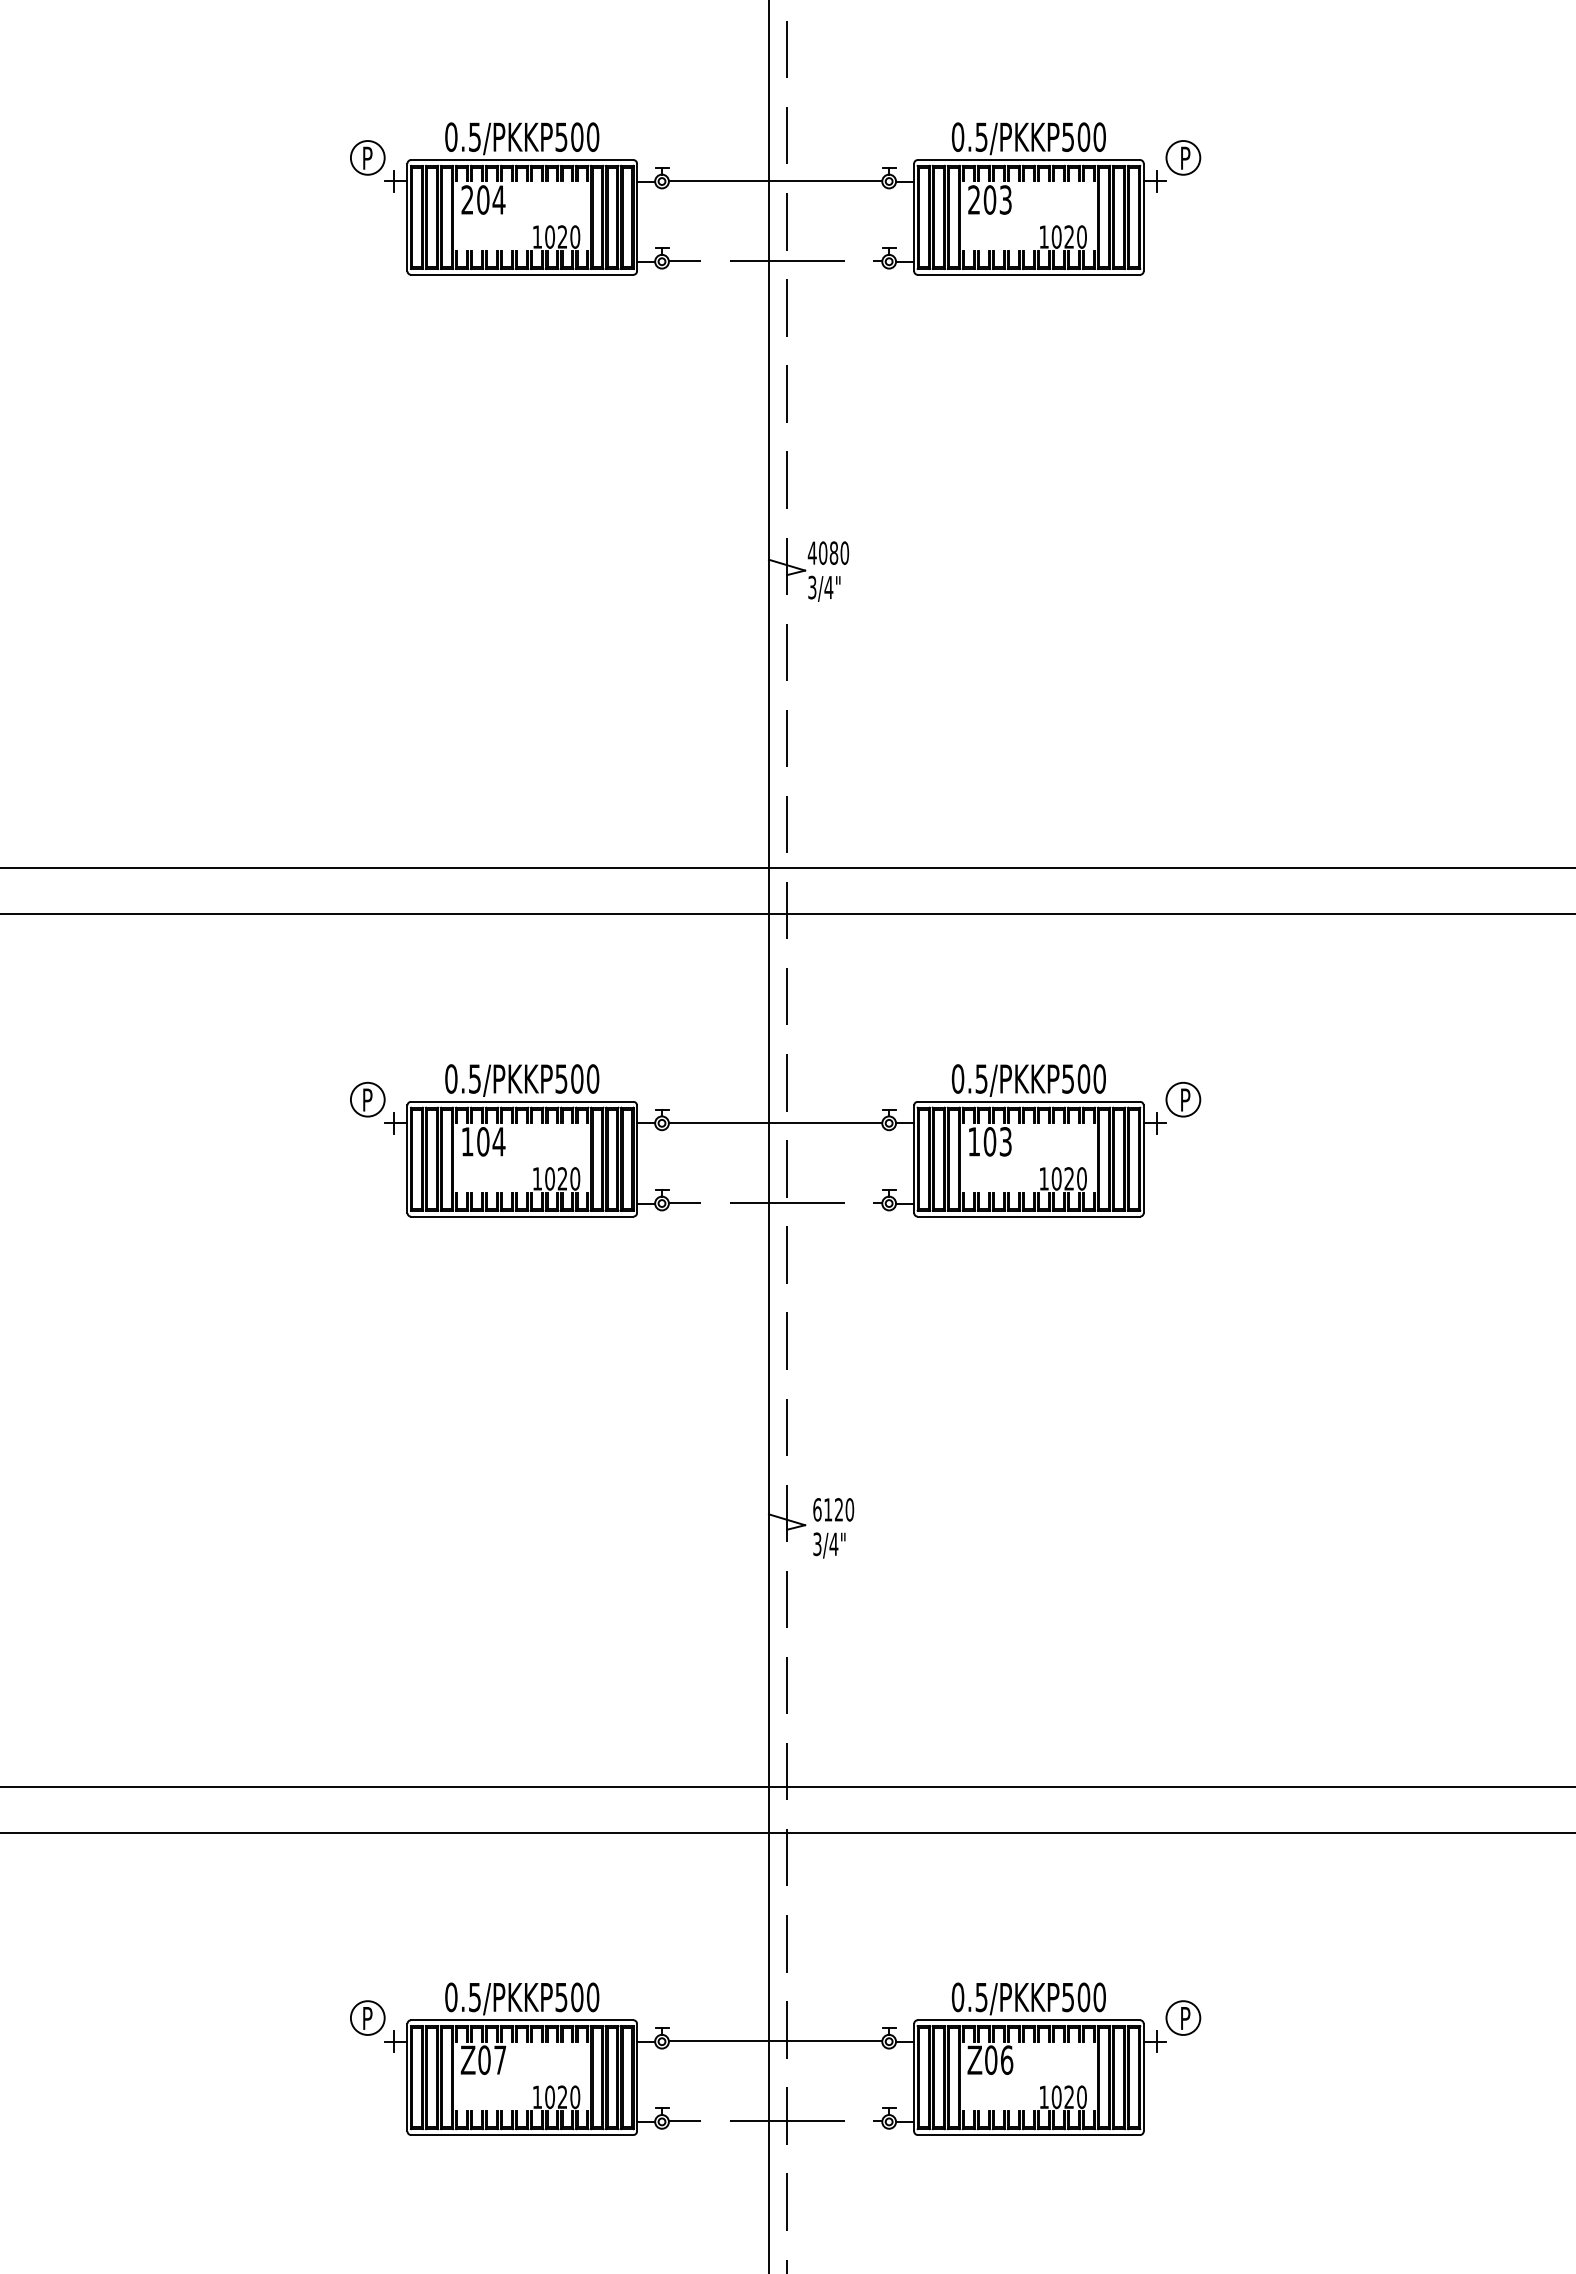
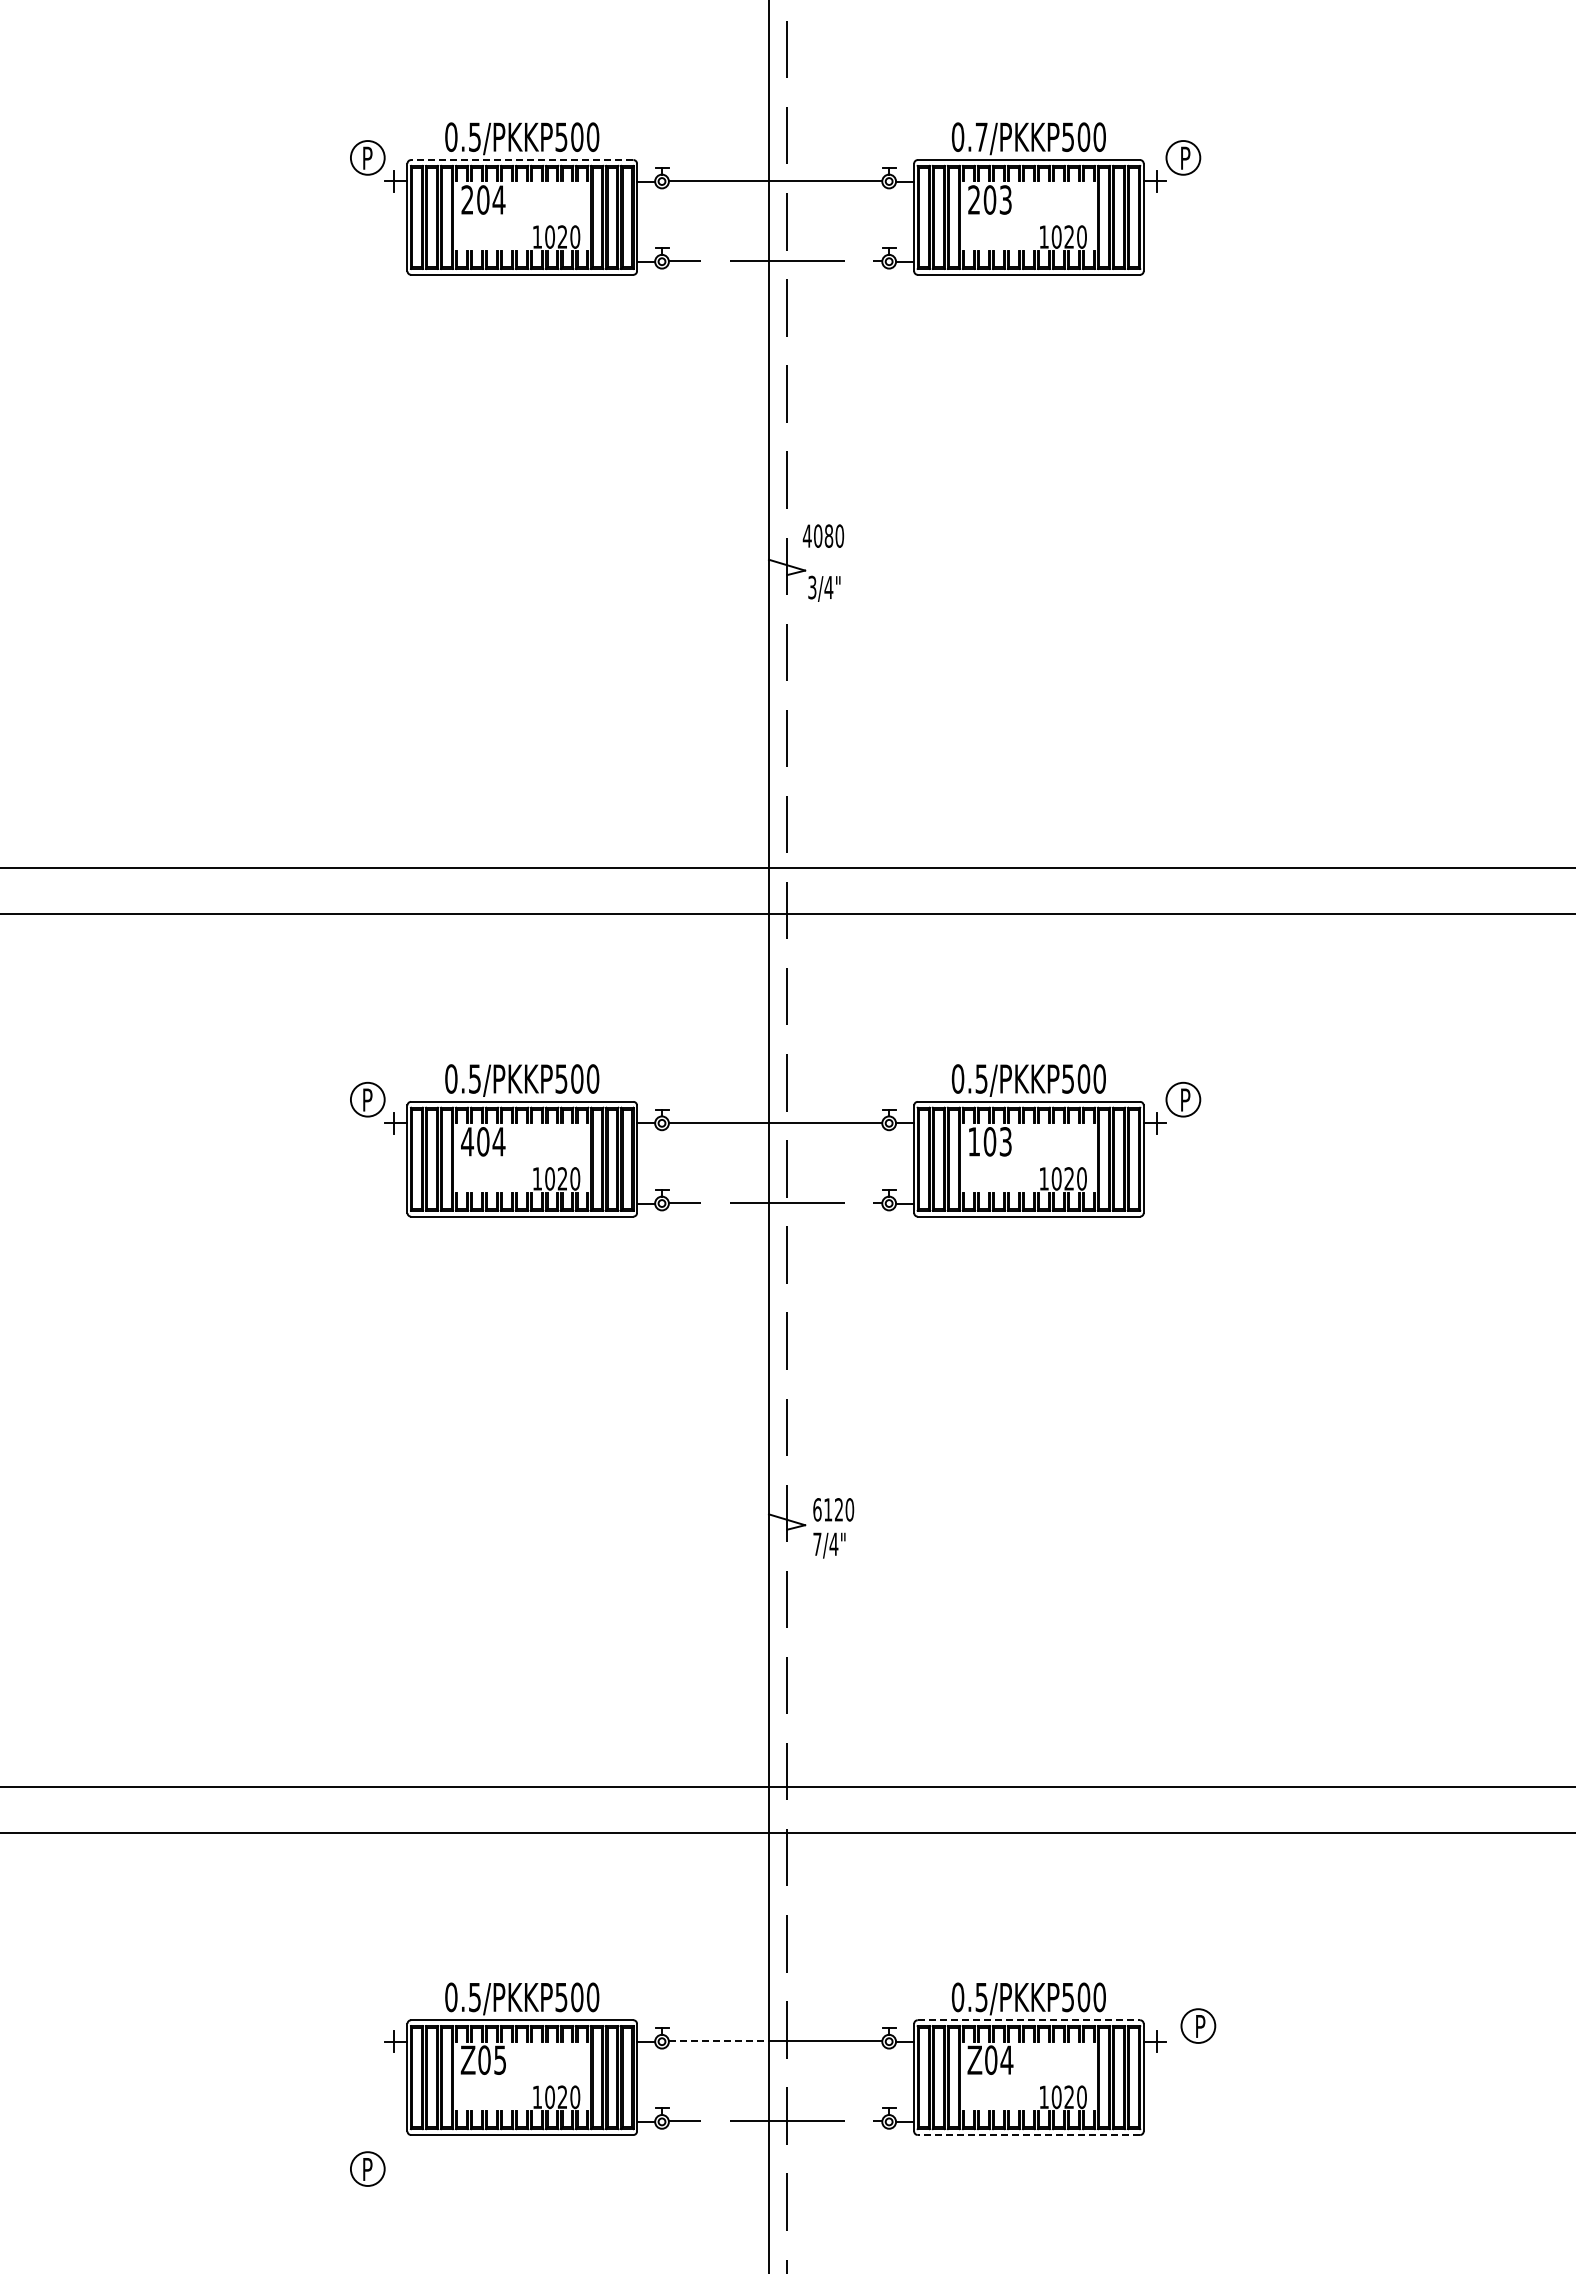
text: 0.5/PKKP500 -> 0.7/PKKP500 (981, 137)
line: solid -> dashed (521, 160)
text position: (828, 552) -> (823, 535) (823, 535)
text: 104 -> 404 (467, 1141)
text: 3/4" -> 7/4" (817, 1544)
part position: (367, 2017) -> (367, 2168) (367, 2168)
part position: (1183, 2017) -> (1198, 2025) (1198, 2025)
line: solid -> dashed (1029, 2020)
line: solid -> dashed (719, 2041)
text: Z07 -> Z05 (500, 2059)
text: Z06 -> Z04 (1006, 2059)
line: solid -> dashed (1028, 2135)
